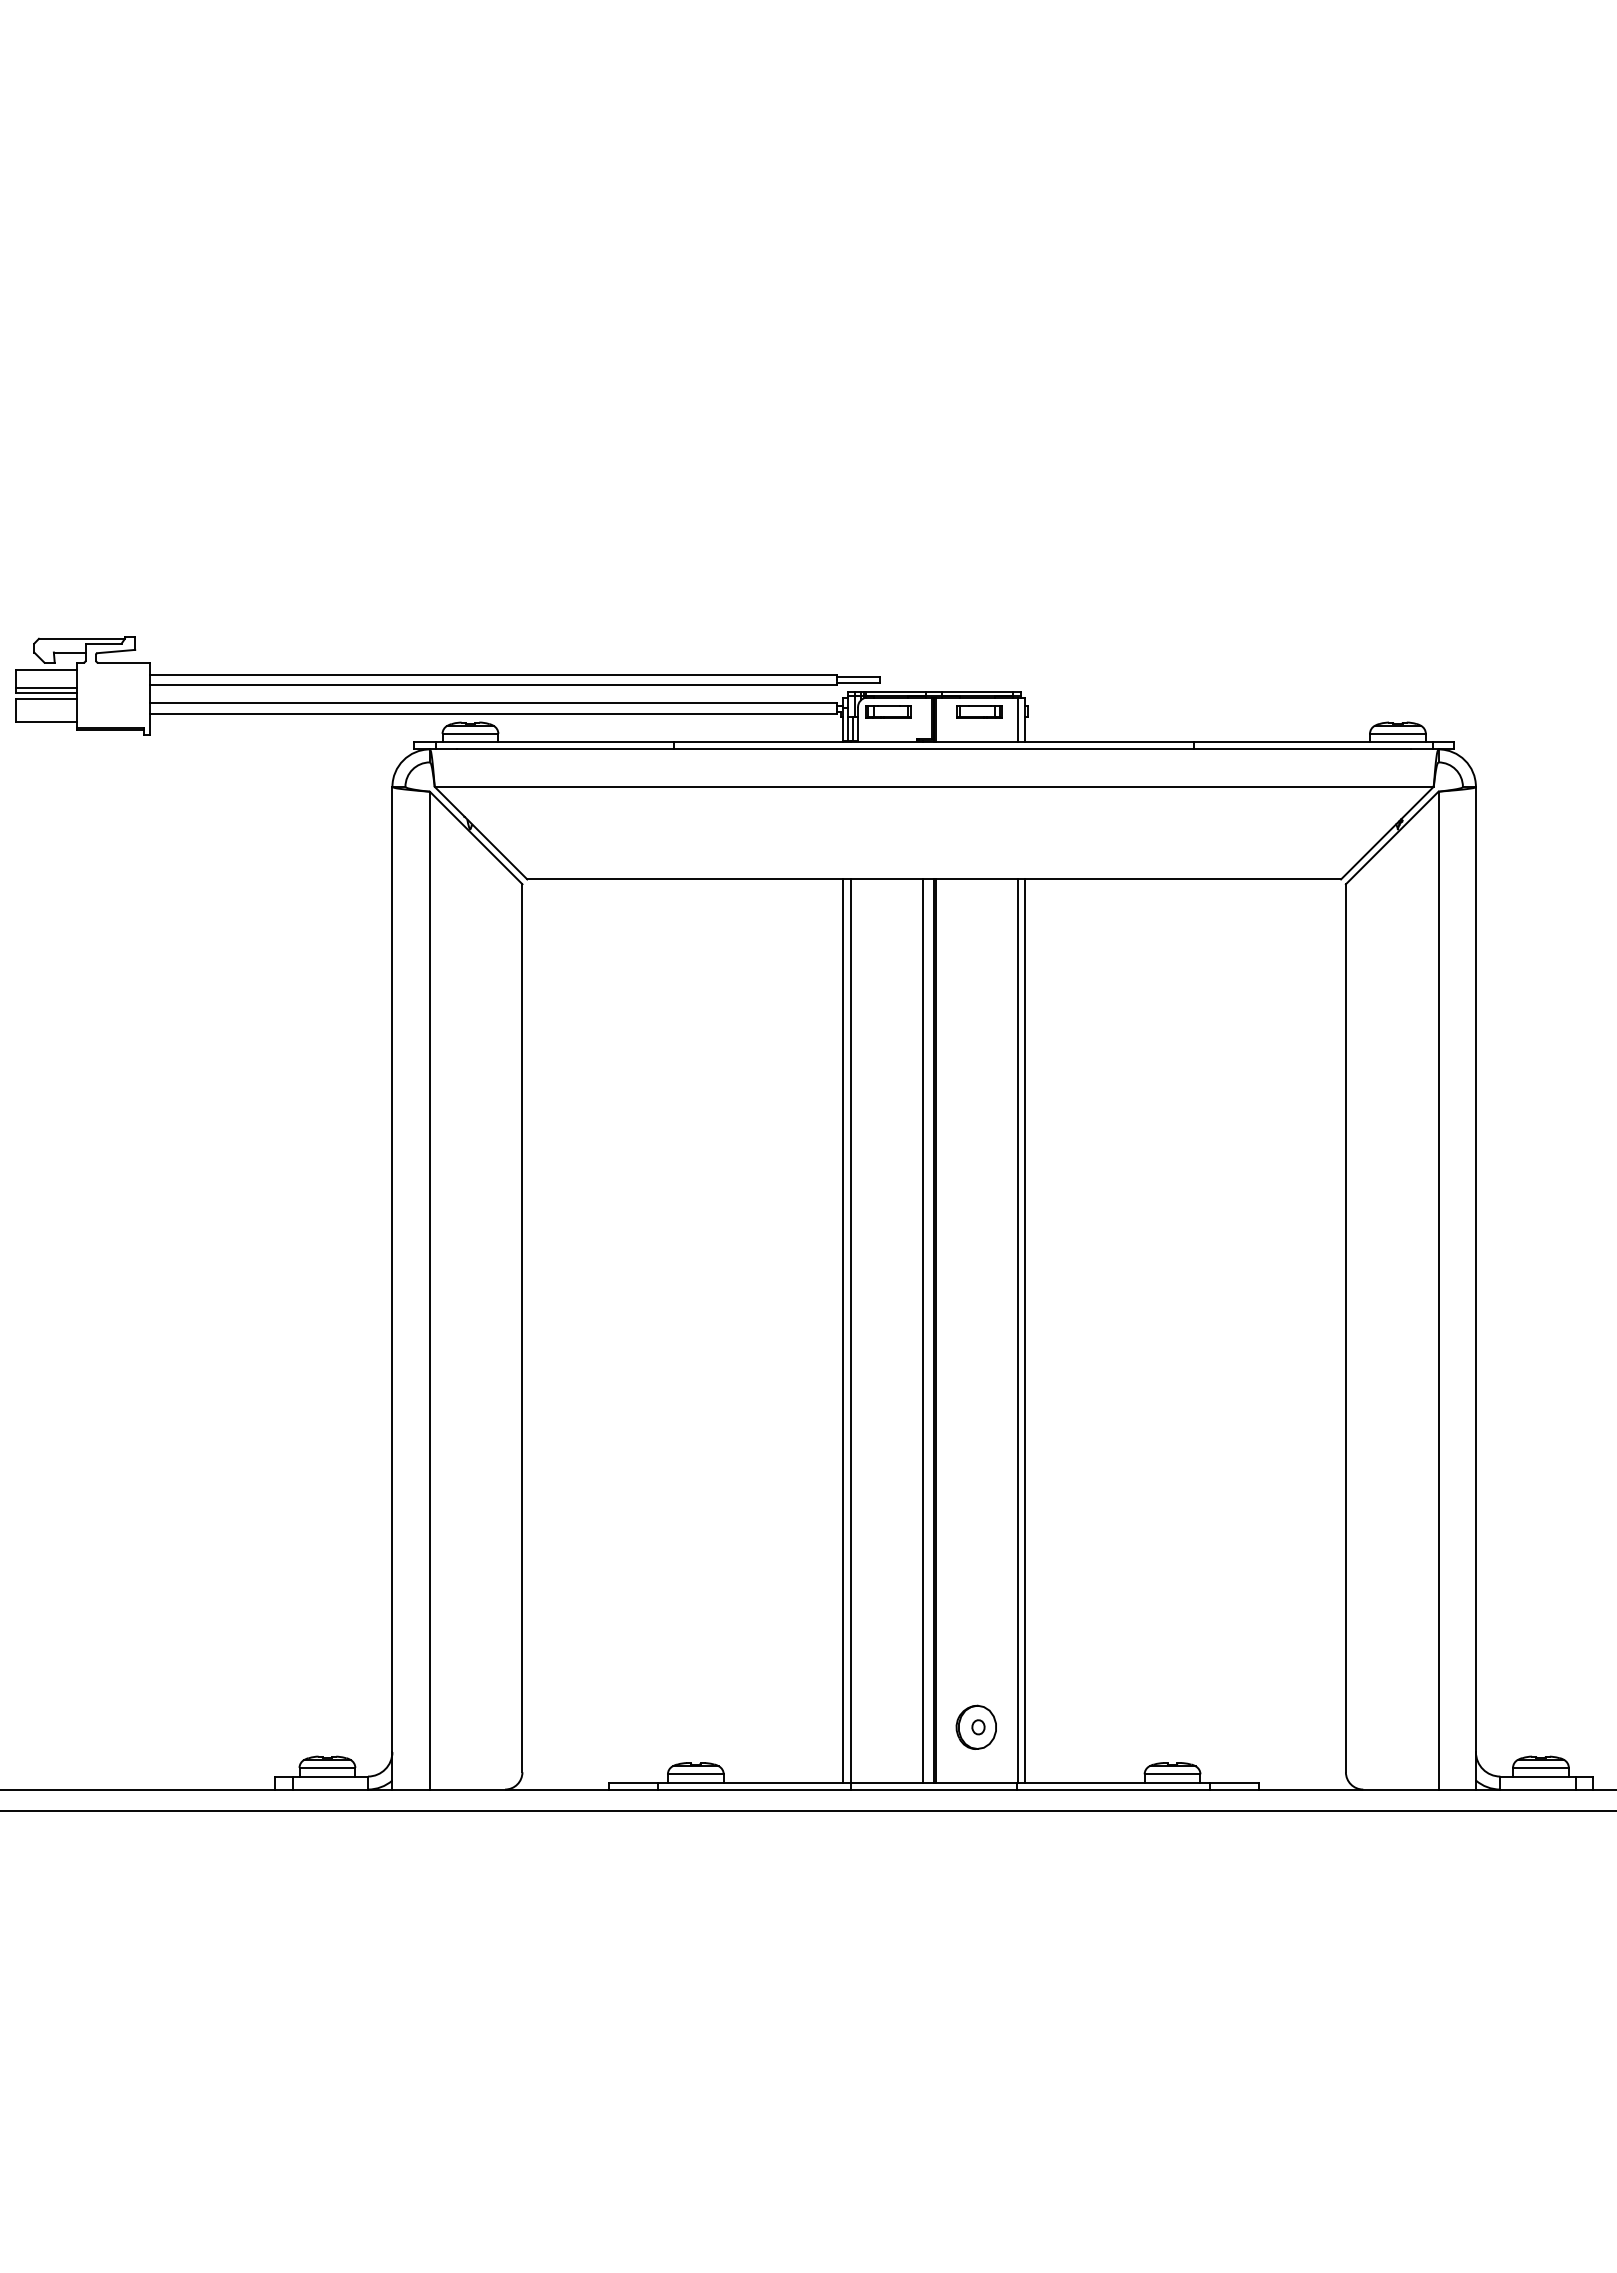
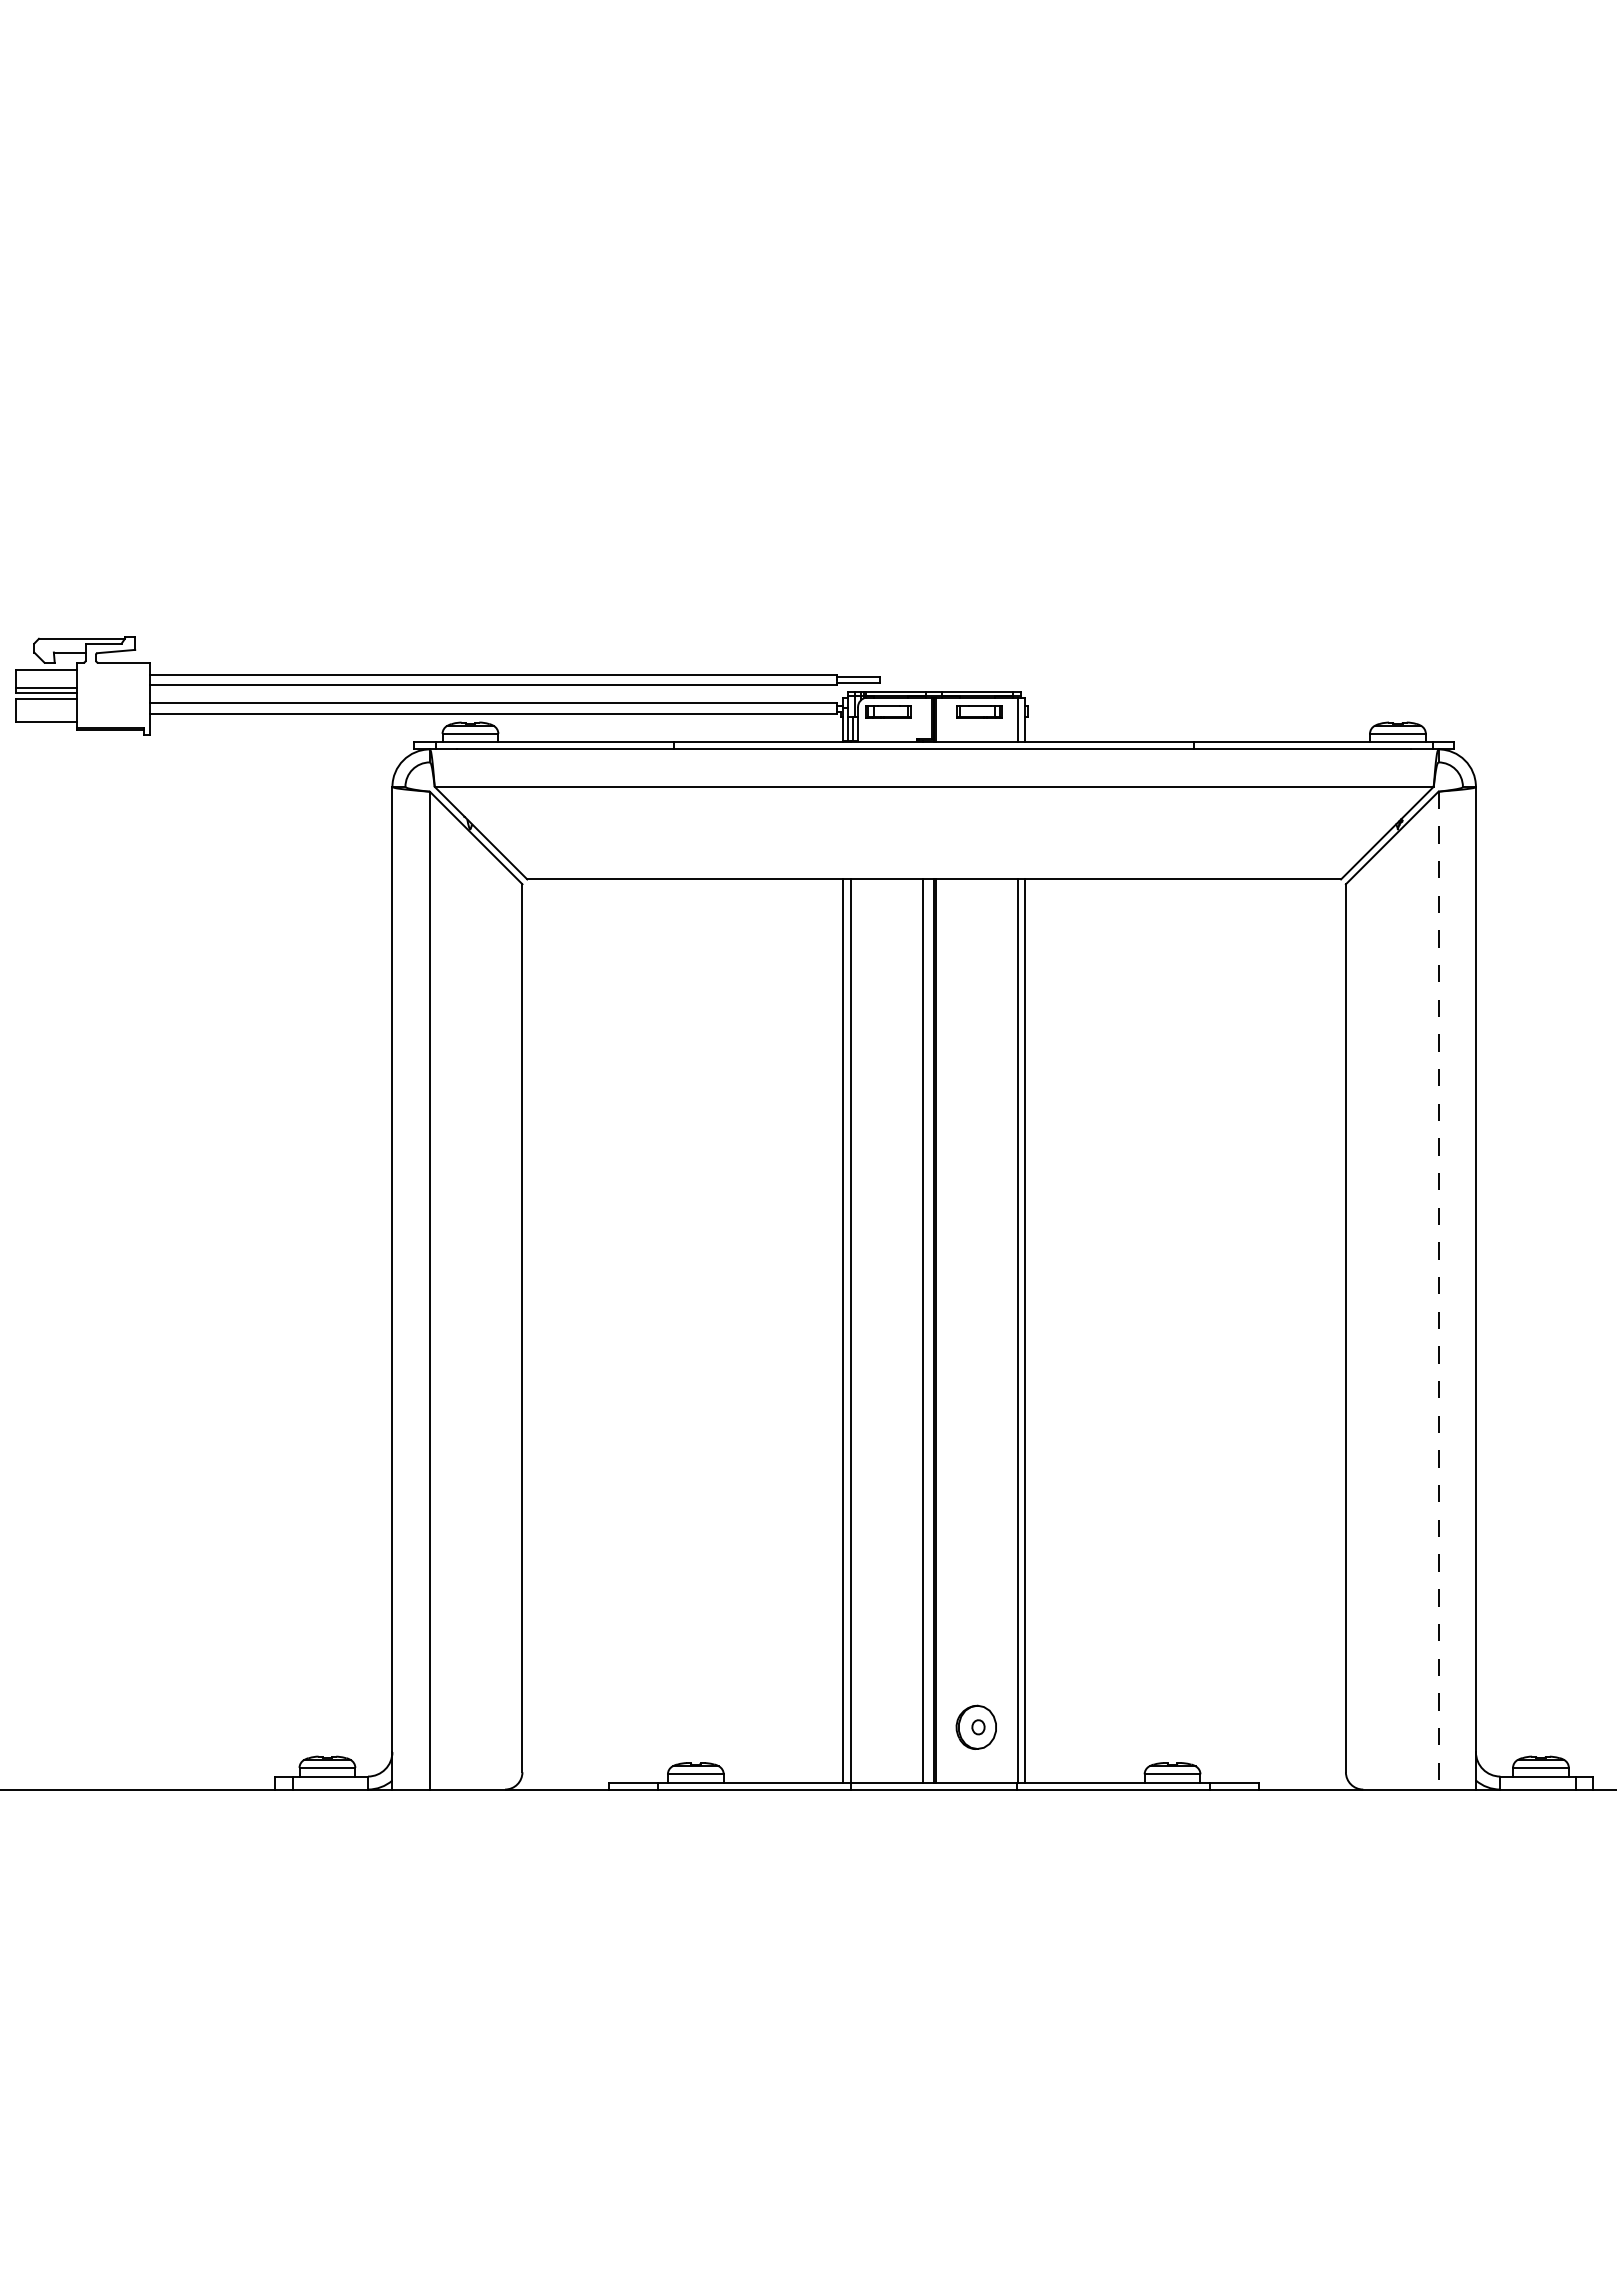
line: solid -> dashed (1438, 1290)
line: present -> none (807, 1811)
